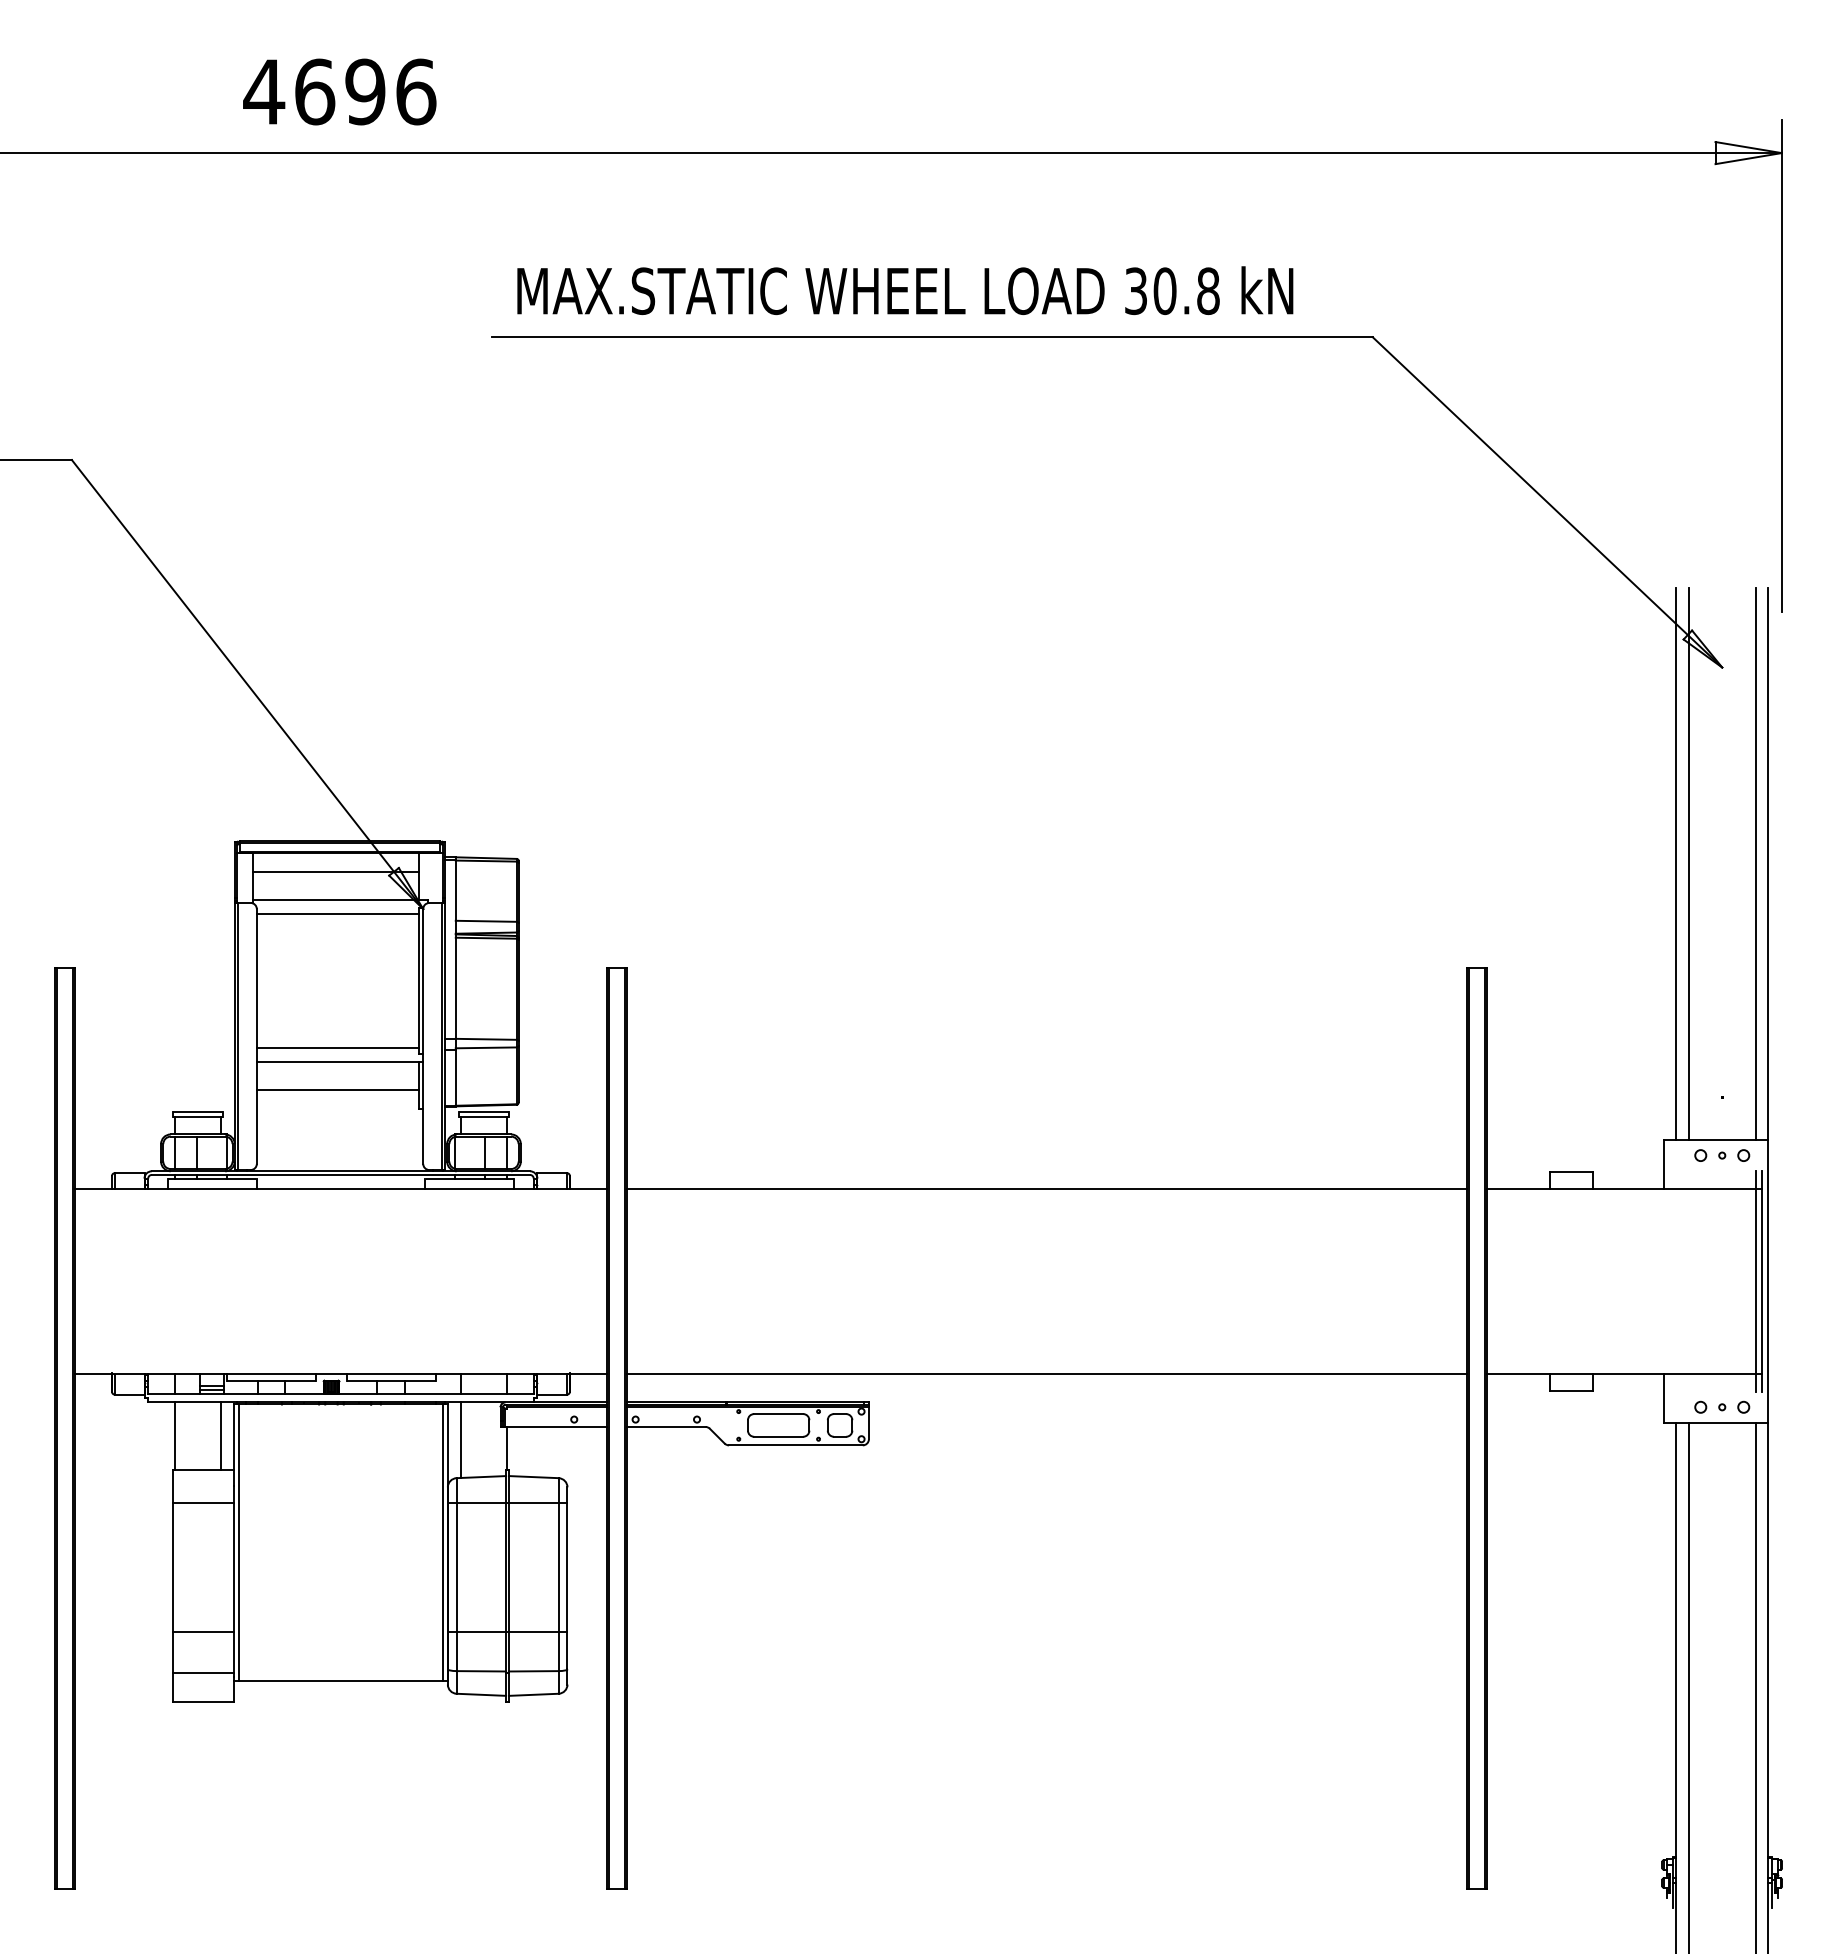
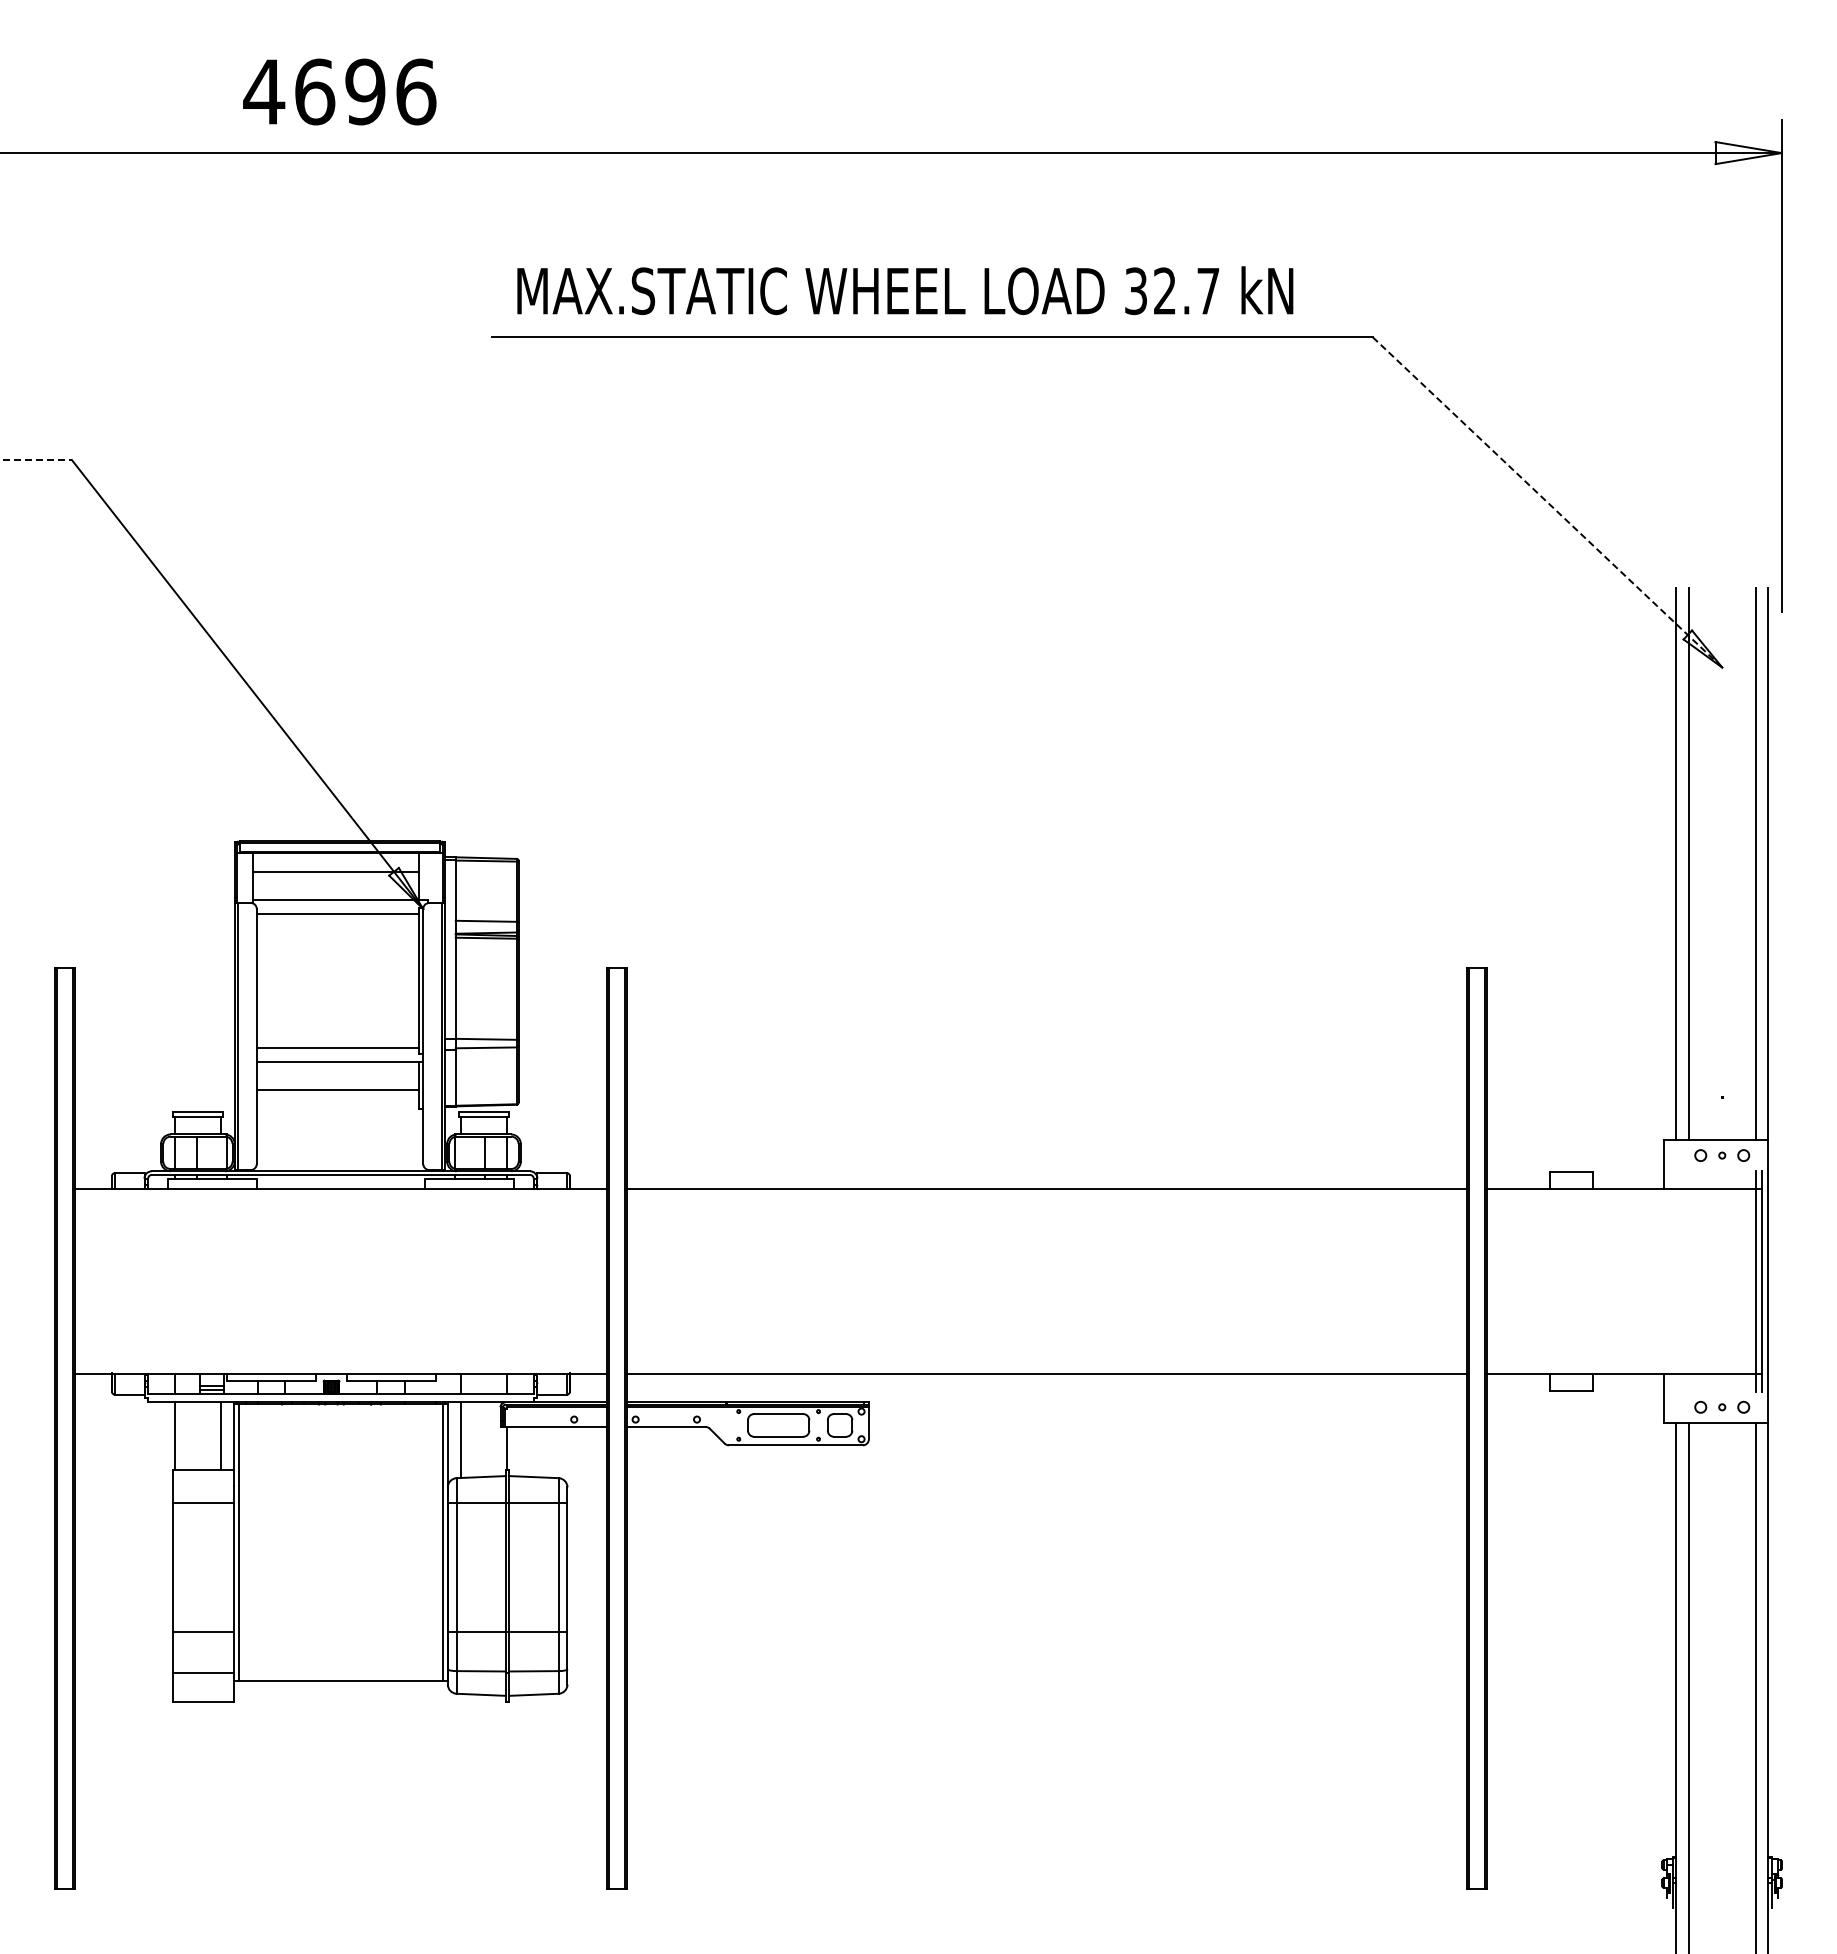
text: 30.8 -> 32.7 (1186, 291)
line: solid -> dashed (36, 460)
line: solid -> dashed (1547, 502)
